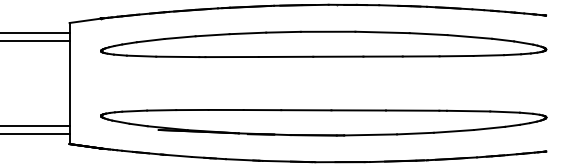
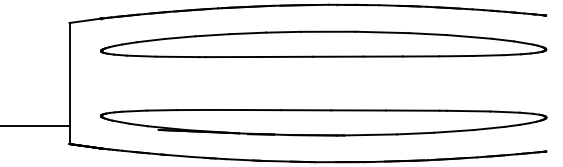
line: present -> none (35, 32)
line: present -> none (35, 40)
line: present -> none (35, 134)
